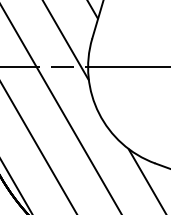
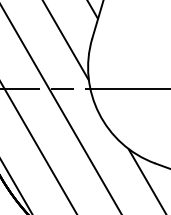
line position: (84, 67) -> (84, 89) (84, 89)
